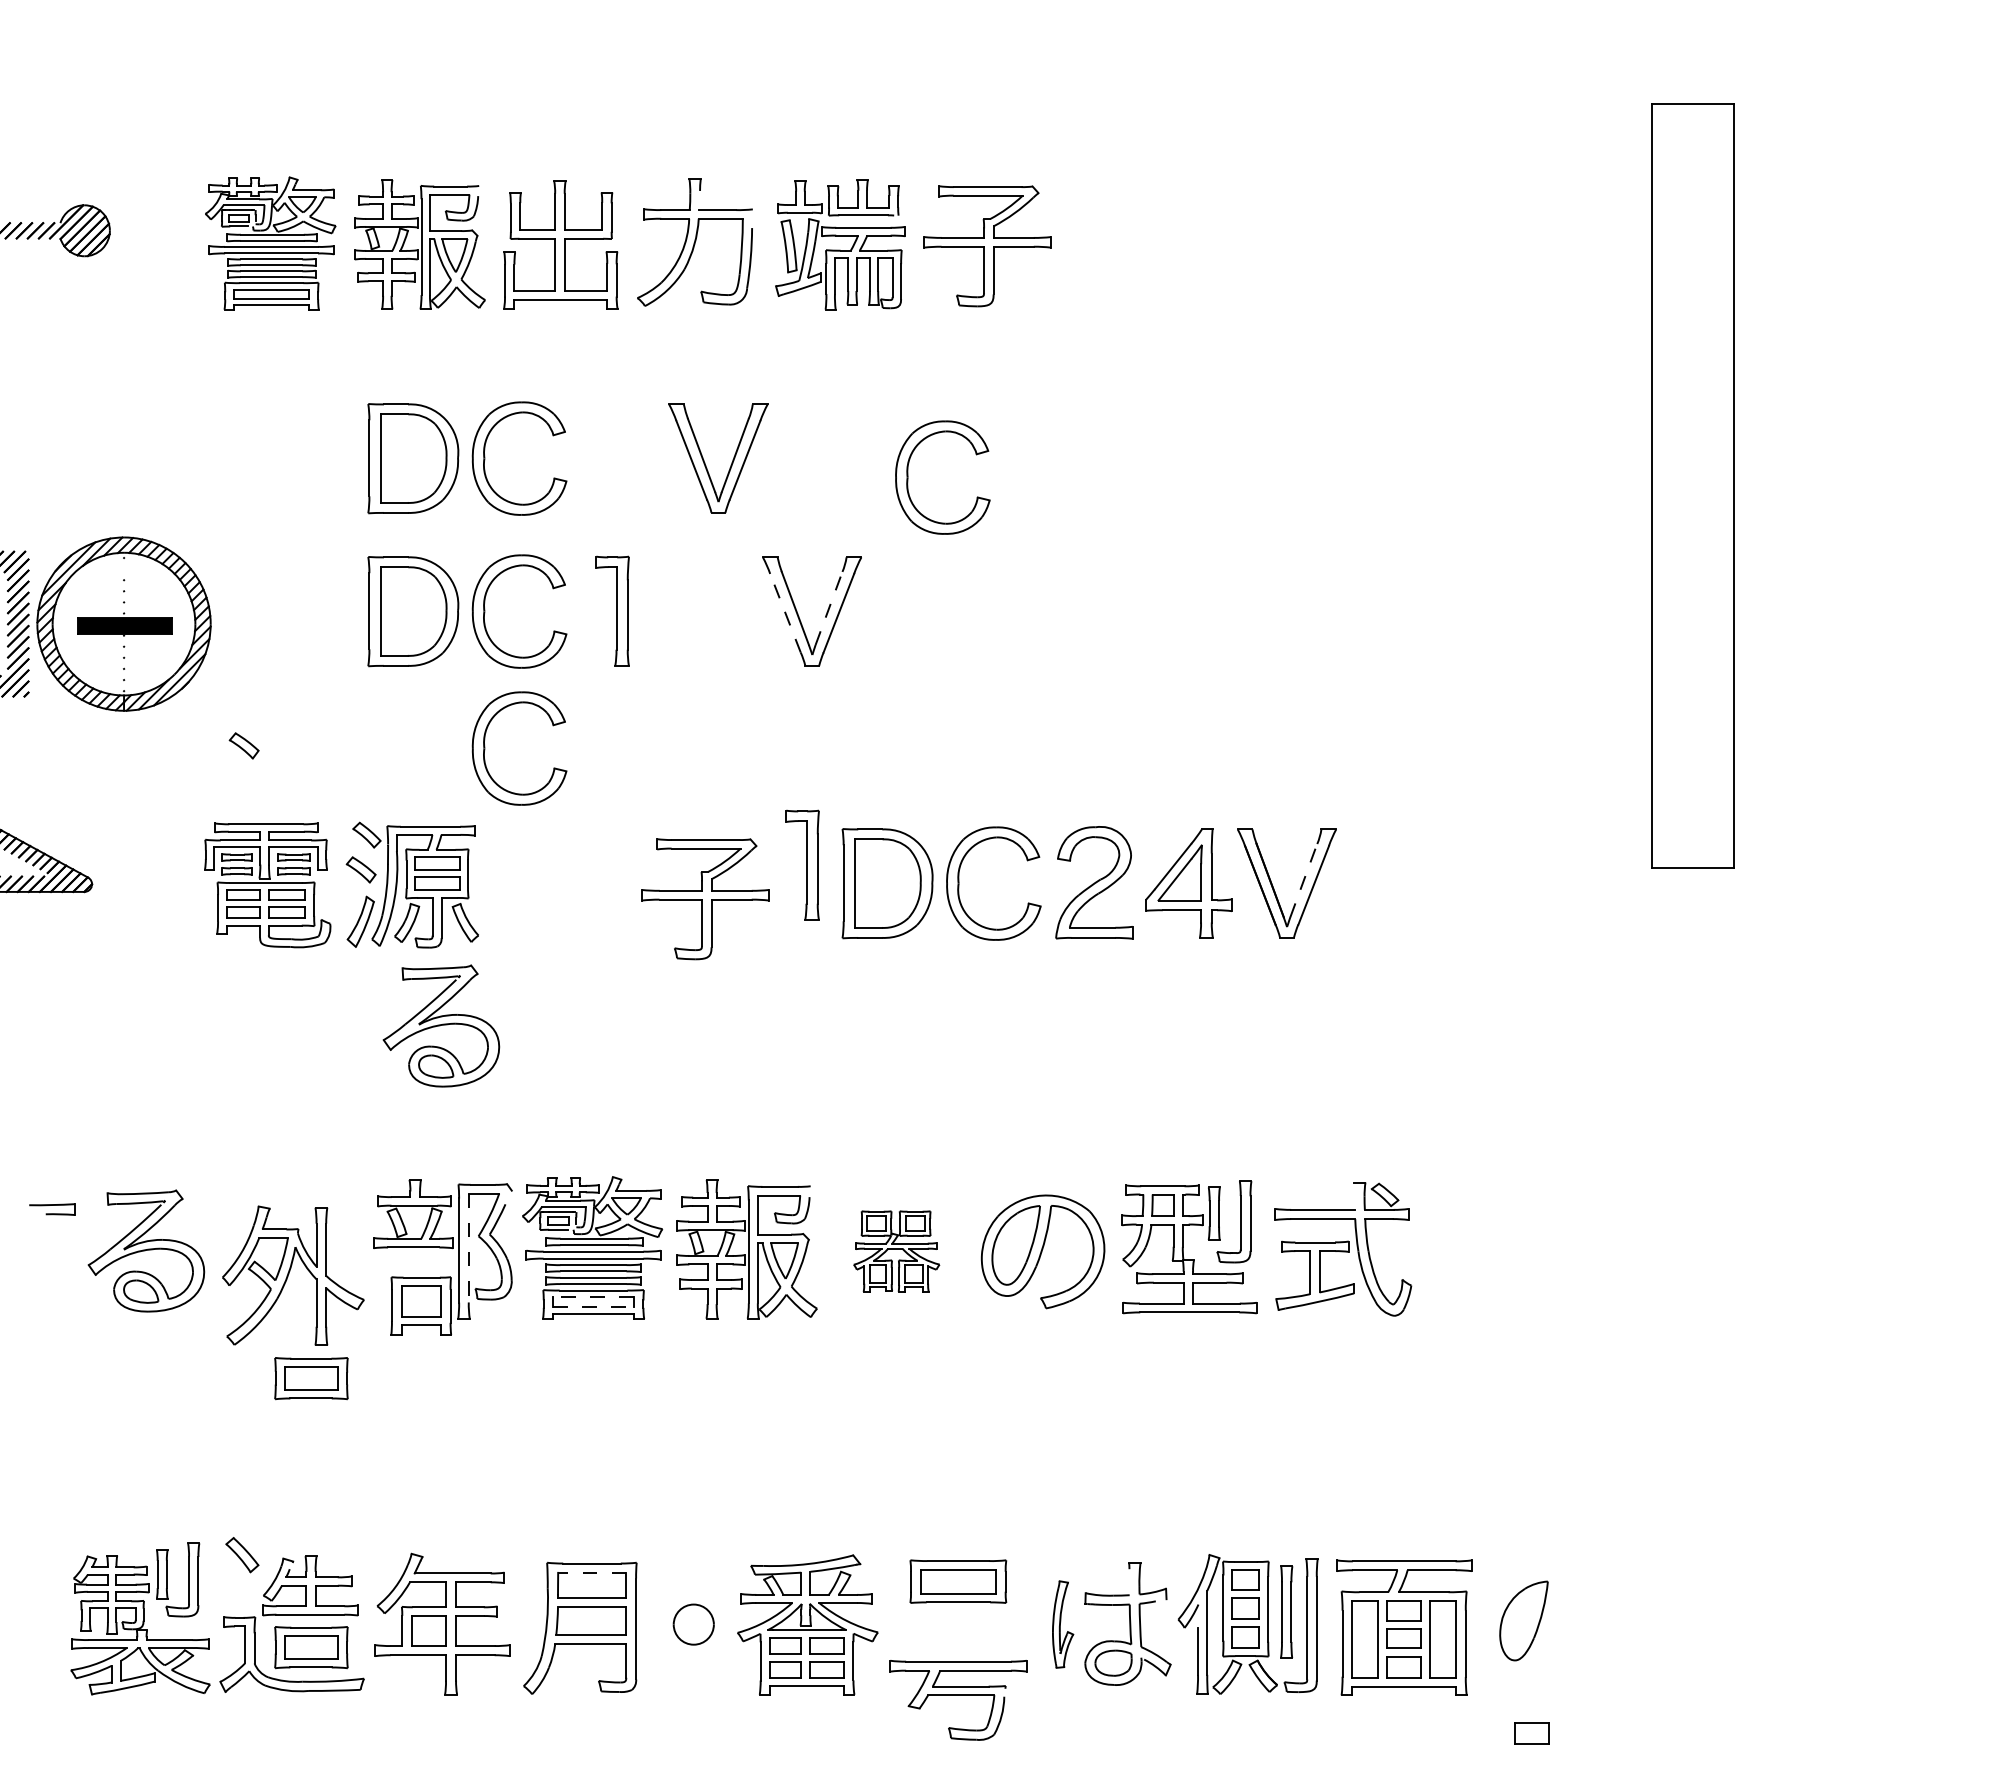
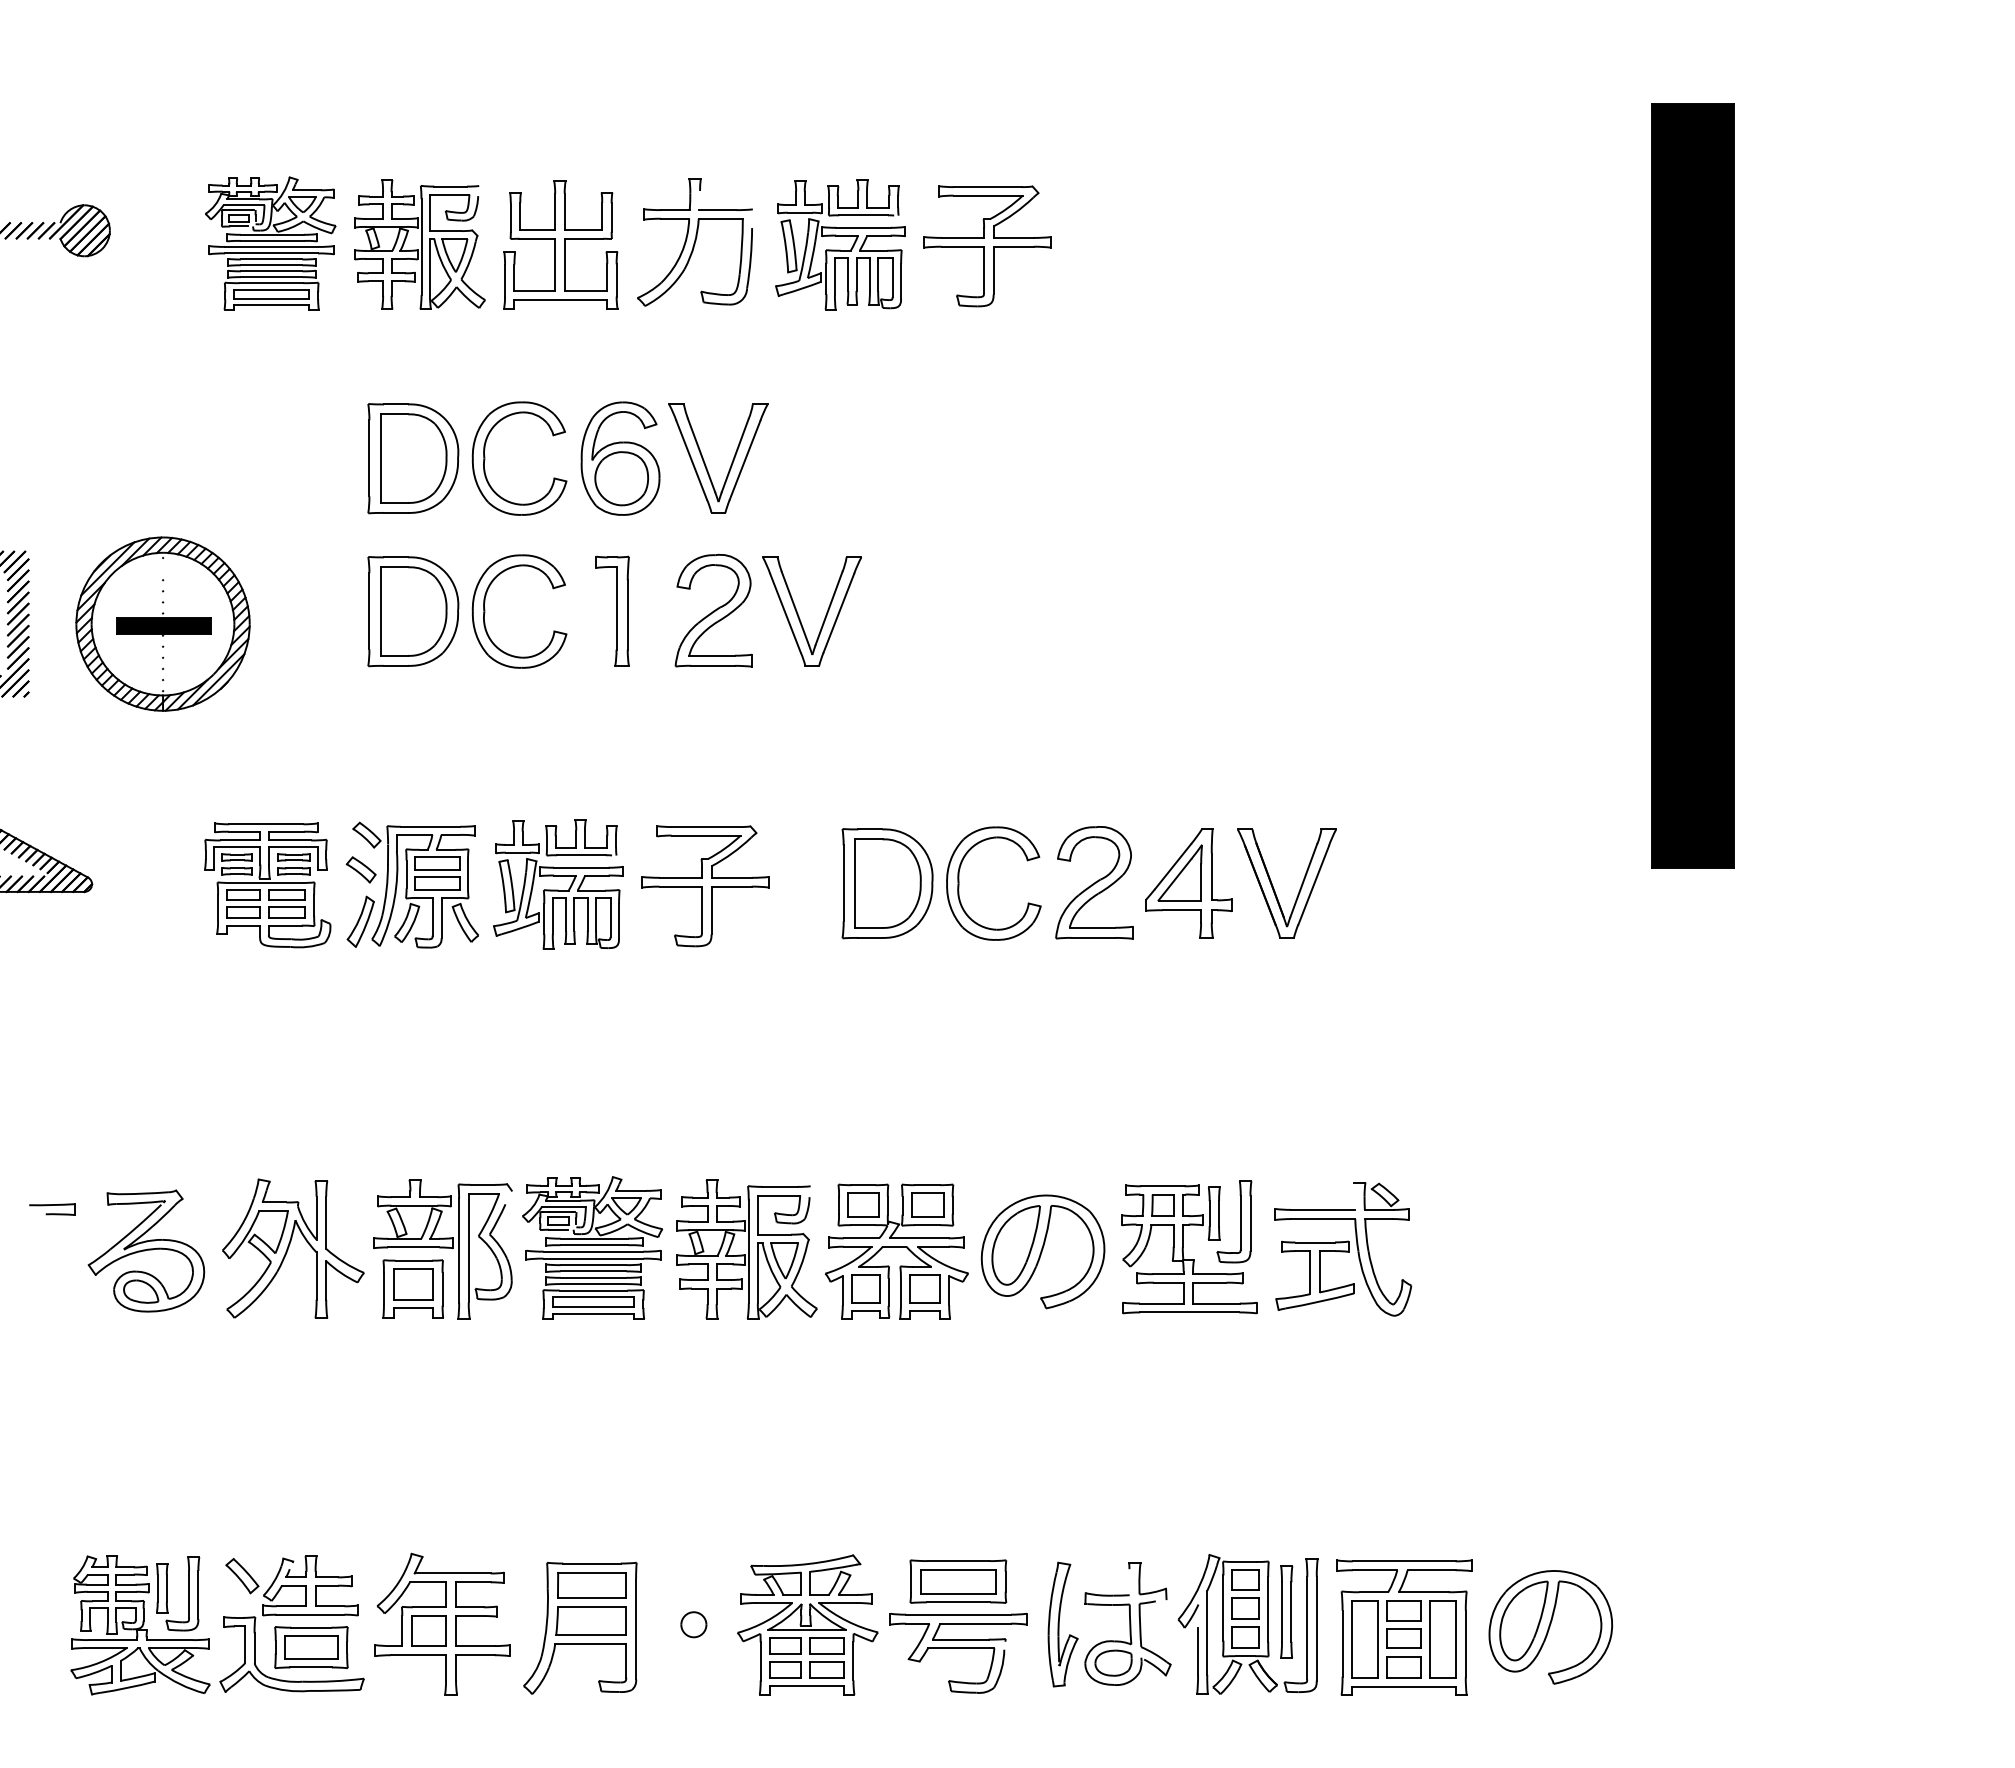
part: none -> present (620, 458)
part: present -> none (908, 477)
fill: none -> present (1692, 485)
line: dashed -> solid (829, 608)
part: none -> present (713, 610)
line: dashed -> solid (785, 612)
part position: (123, 623) -> (162, 623) (162, 623)
part: present -> none (243, 745)
part: present -> none (485, 748)
part: present -> none (802, 864)
line: dashed -> solid (1303, 880)
part: none -> present (558, 884)
part position: (705, 899) -> (705, 886) (705, 886)
part: present -> none (441, 1025)
line: dashed -> solid (468, 1248)
part size: 88x83 px -> 145x137 px (896, 1251)
part position: (293, 1275) -> (293, 1248) (293, 1248)
line: dashed -> solid (593, 1297)
part position: (420, 1305) -> (412, 1288) (412, 1288)
line: dashed -> solid (594, 1307)
part: present -> none (311, 1378)
part position: (242, 1555) -> (242, 1576) (242, 1576)
line: dashed -> solid (591, 1572)
part position: (188, 1579) -> (188, 1593) (188, 1593)
part size: 43x43 px -> 28x28 px (693, 1624)
part size: 23x89 px -> 32x127 px (1062, 1624)
part: none -> present (1550, 1627)
part position: (958, 1700) -> (958, 1653) (958, 1653)
part: present -> none (1531, 1733)
